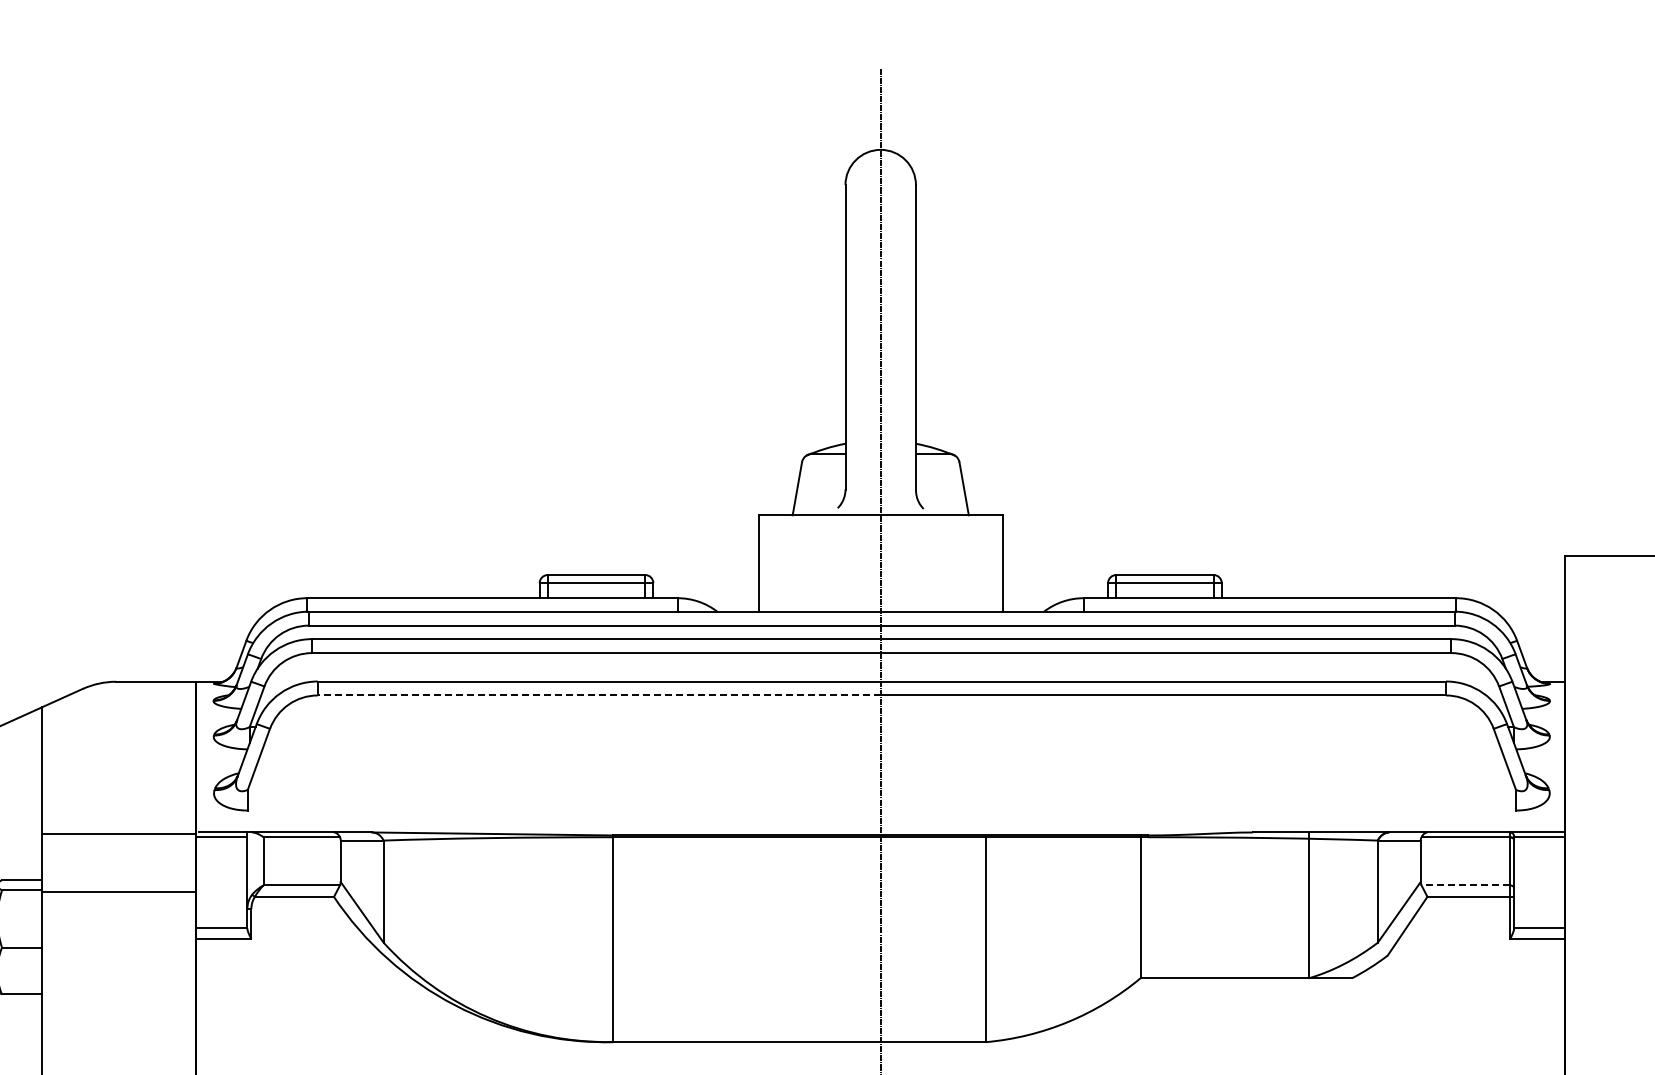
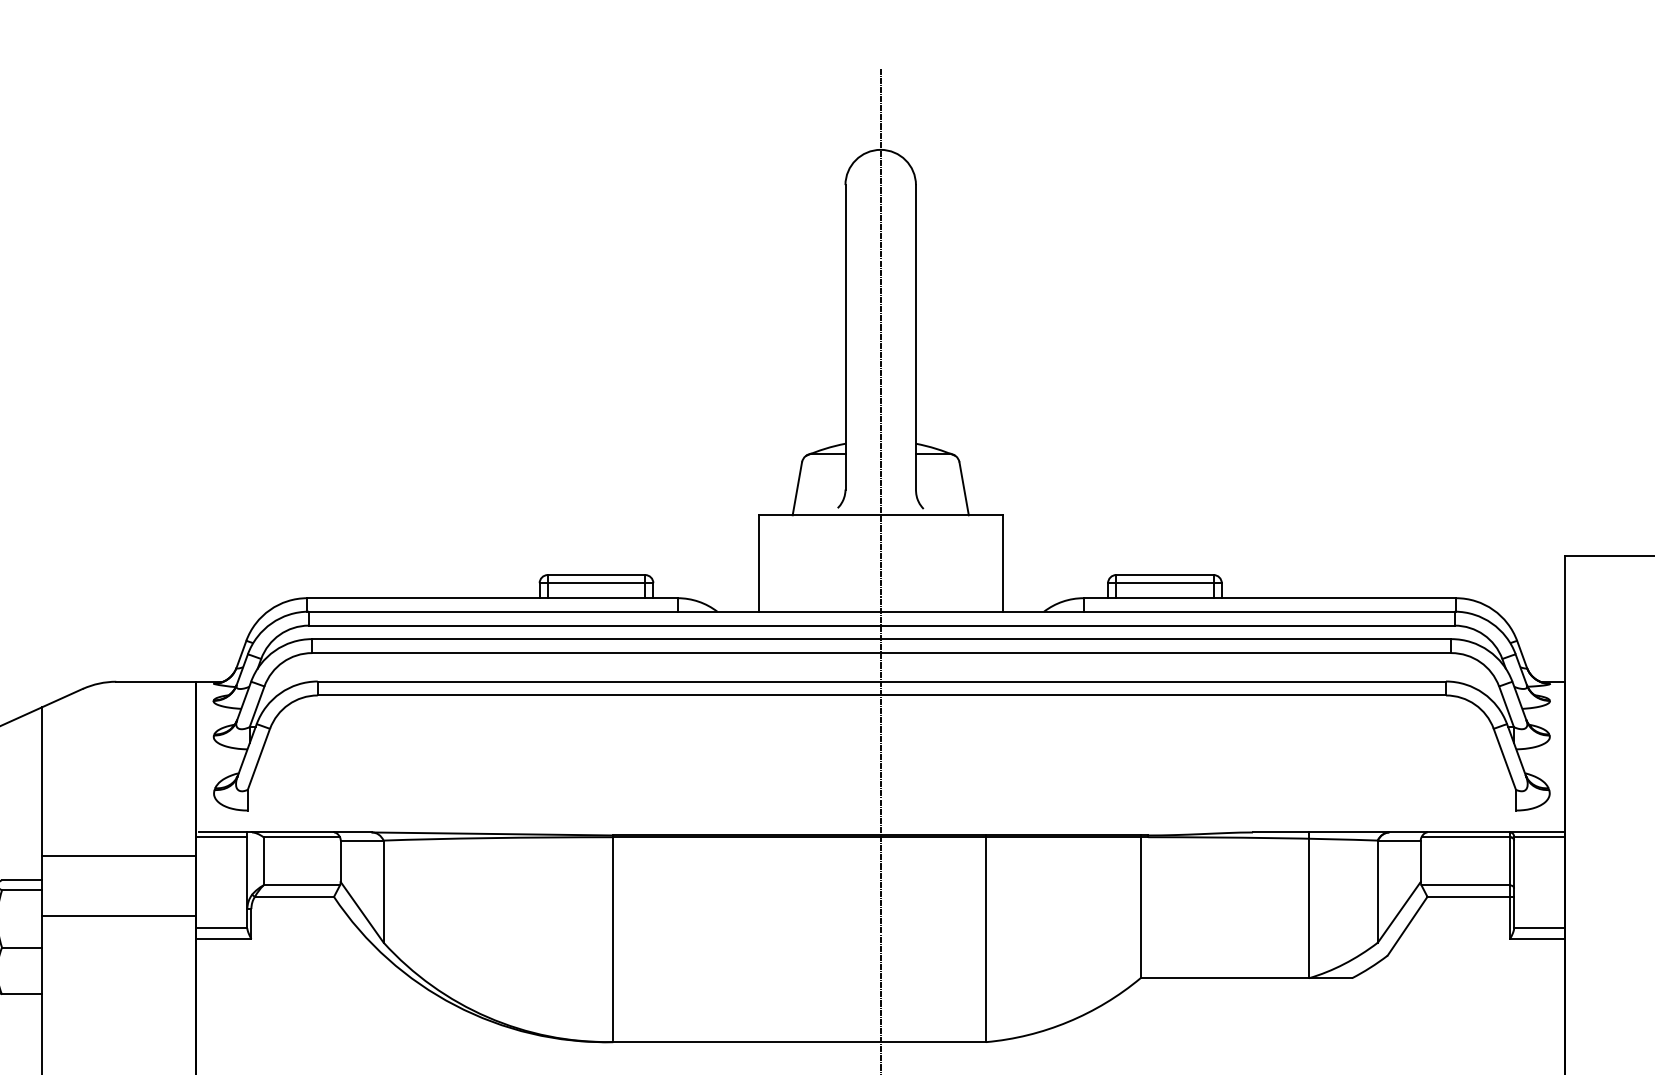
line: dashed -> solid (598, 695)
line position: (118, 834) -> (118, 856) (118, 856)
line: dashed -> solid (1465, 885)
line position: (118, 892) -> (118, 916) (118, 916)
